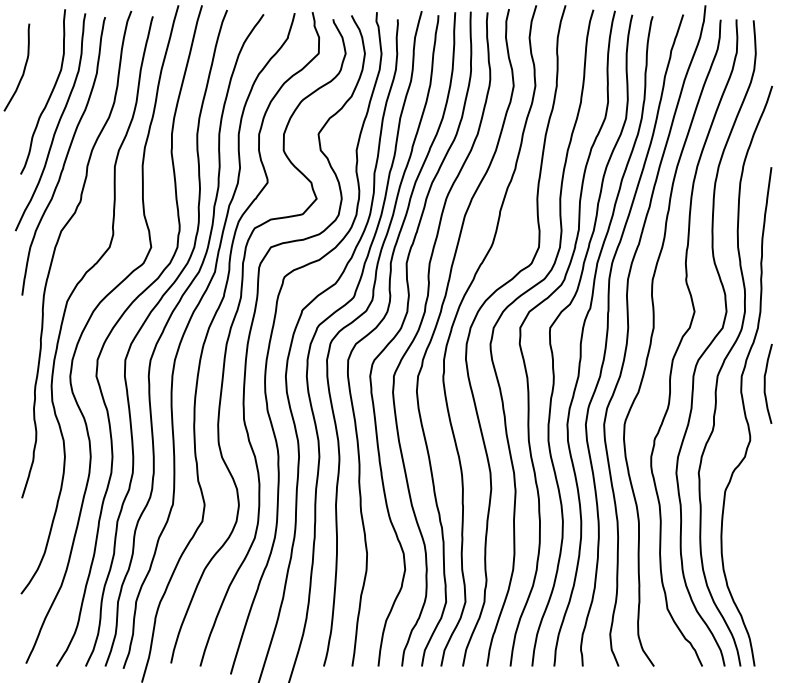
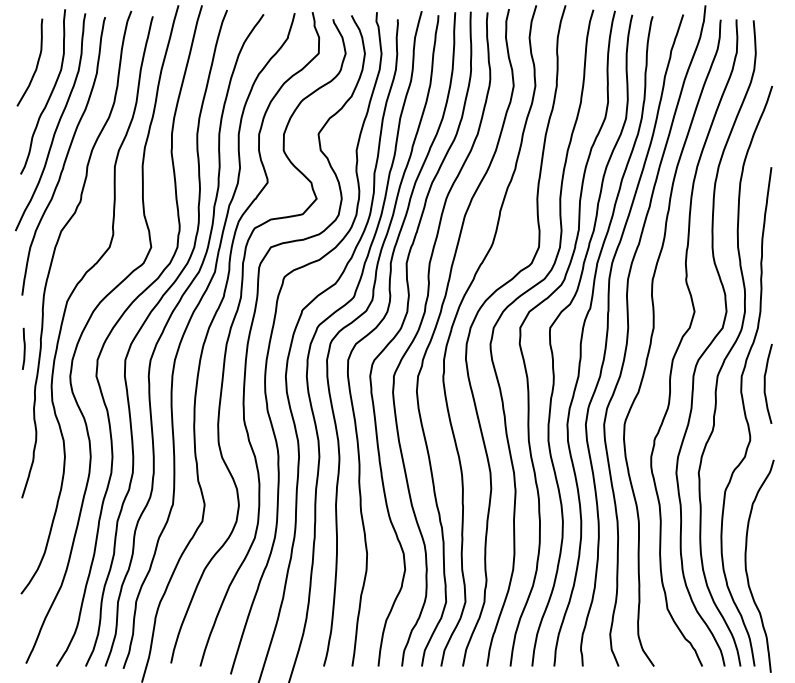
curve position: (23, 68) -> (36, 63) (36, 63)
line: none -> present (23, 348)
curve: none -> present (746, 565)
